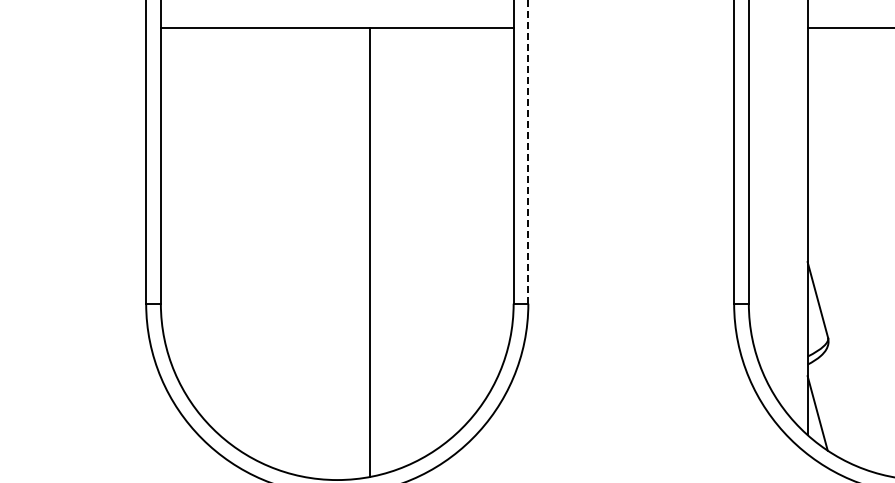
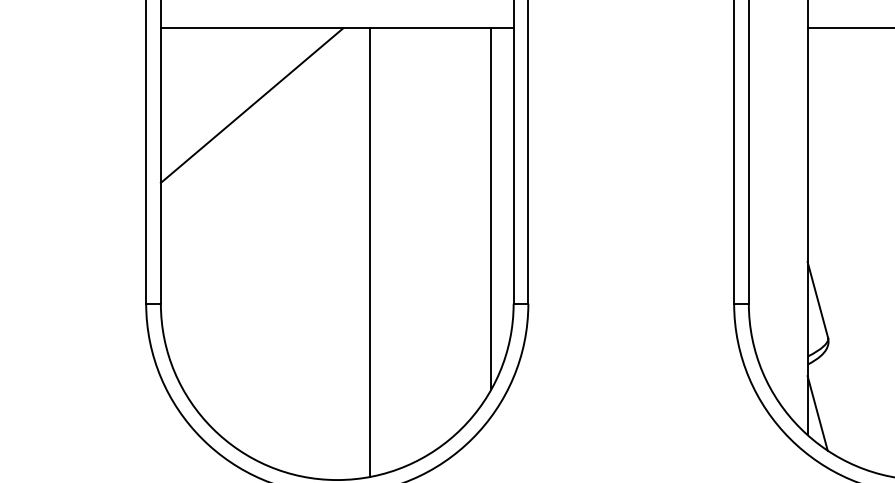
line: none -> present (251, 105)
line: dashed -> solid (528, 151)
line: none -> present (491, 208)
